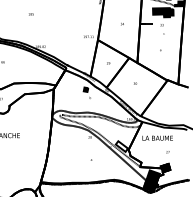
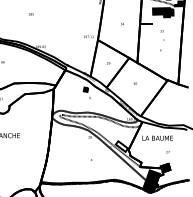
text position: (162, 29) -> (162, 35) (162, 35)
